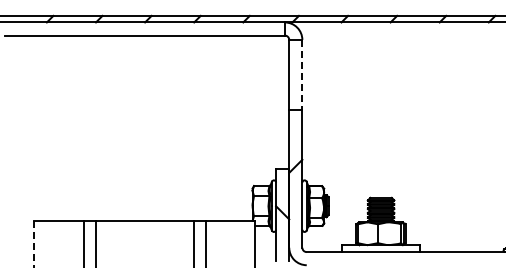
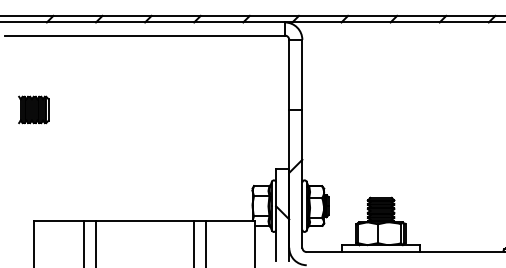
line: dashed -> solid (302, 74)
part: none -> present (33, 109)
line: dashed -> solid (34, 244)
